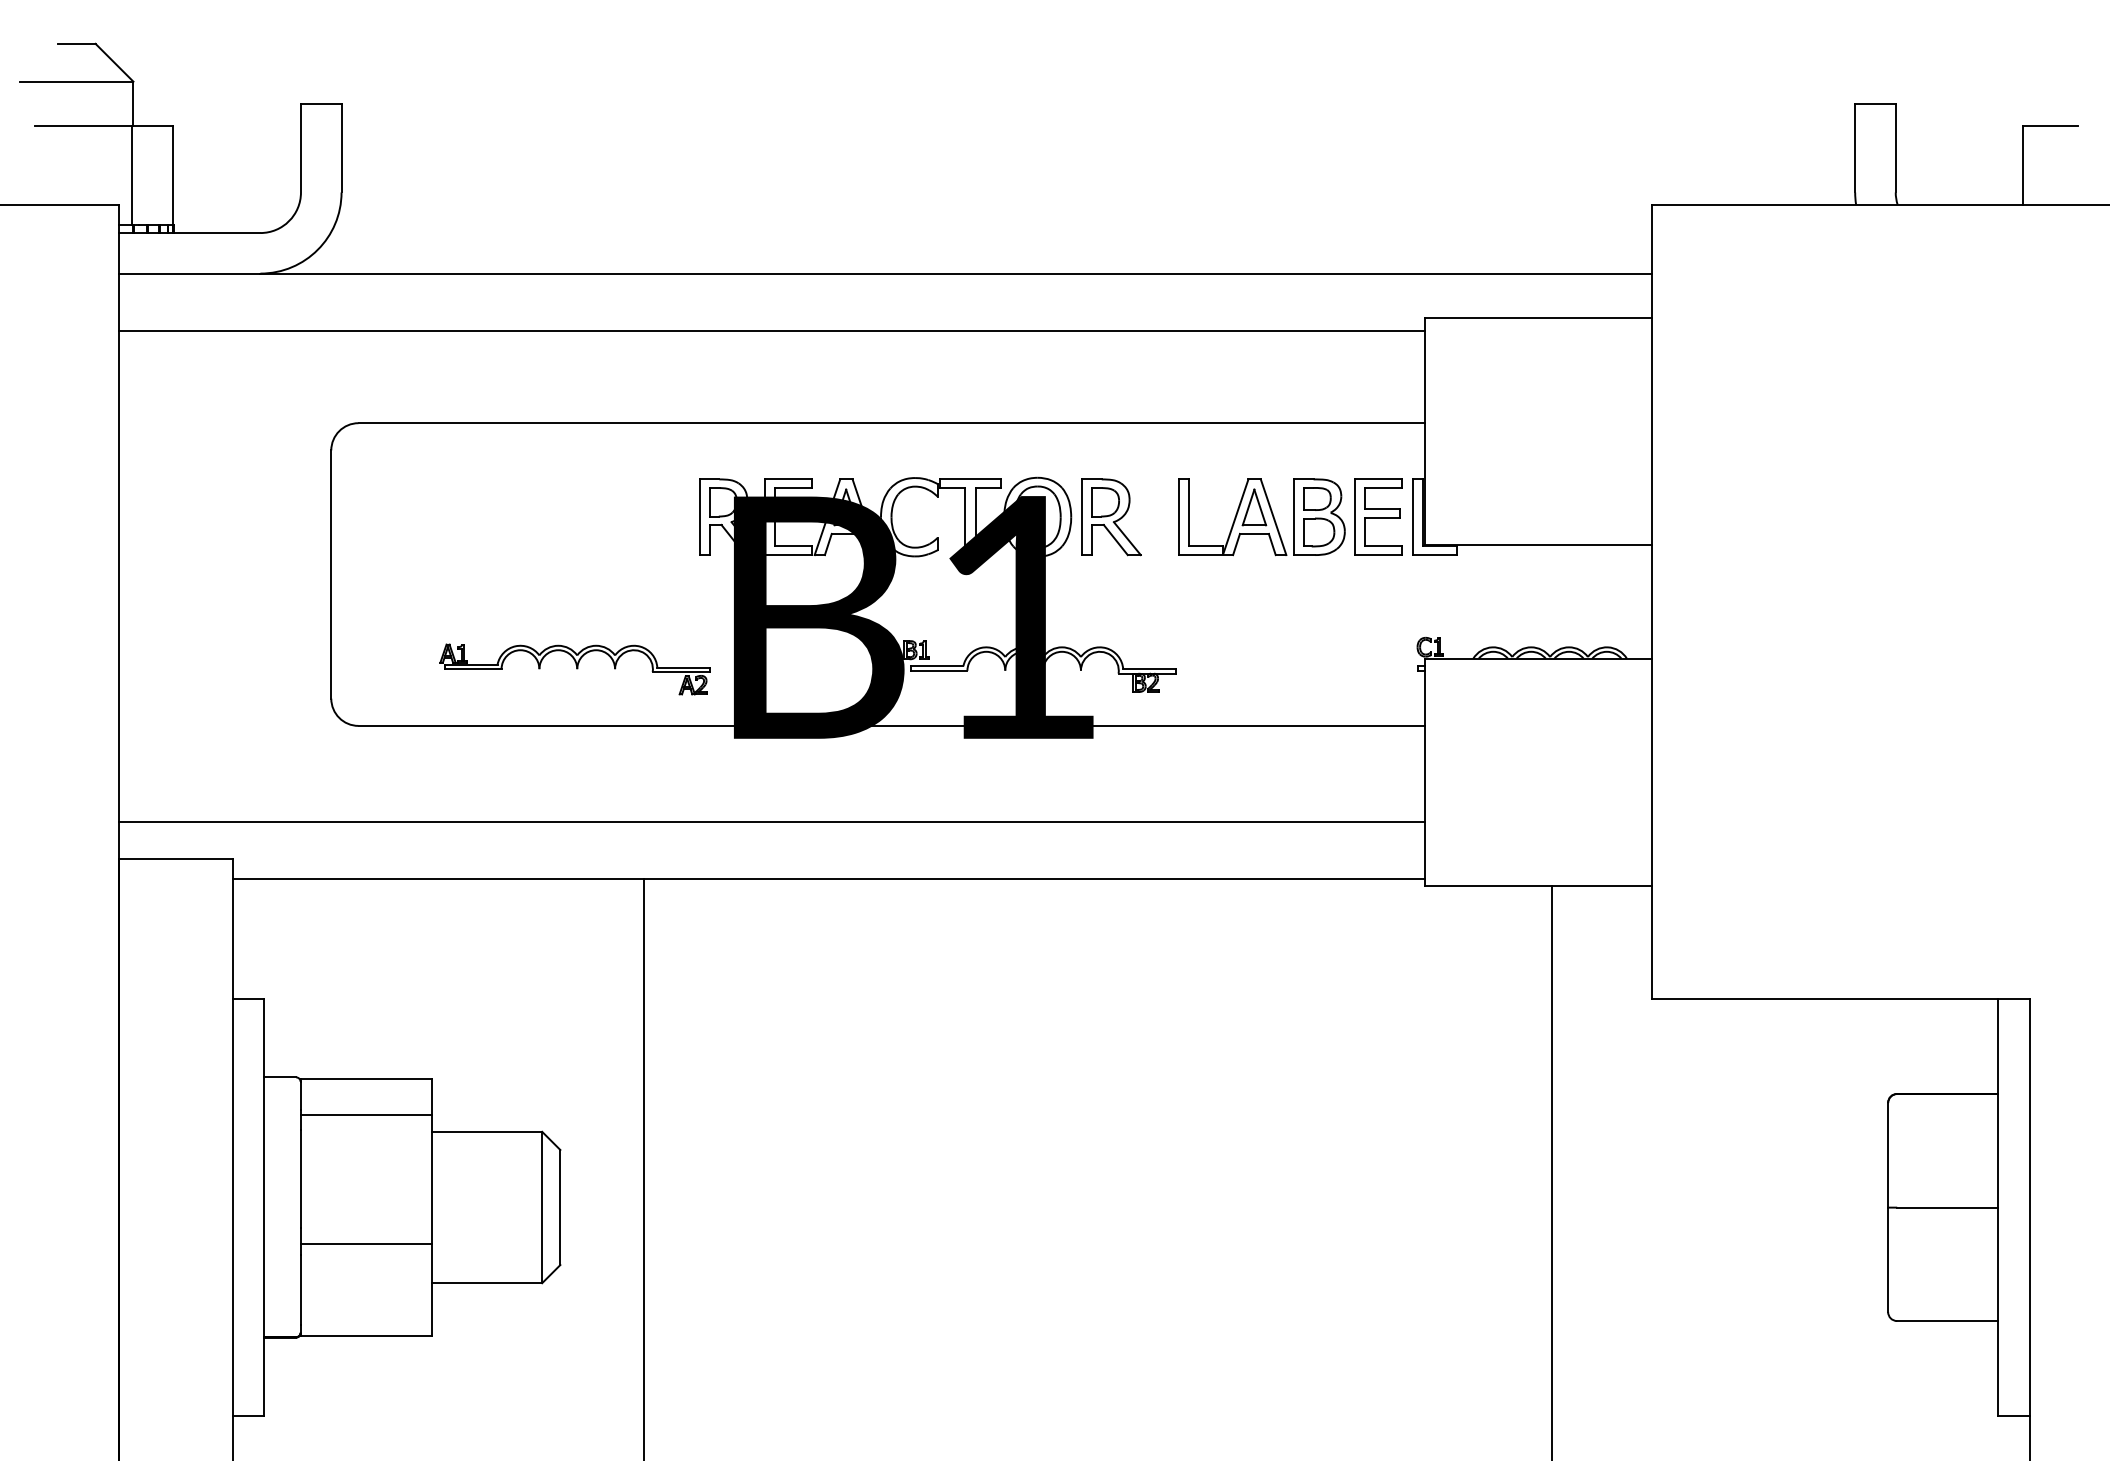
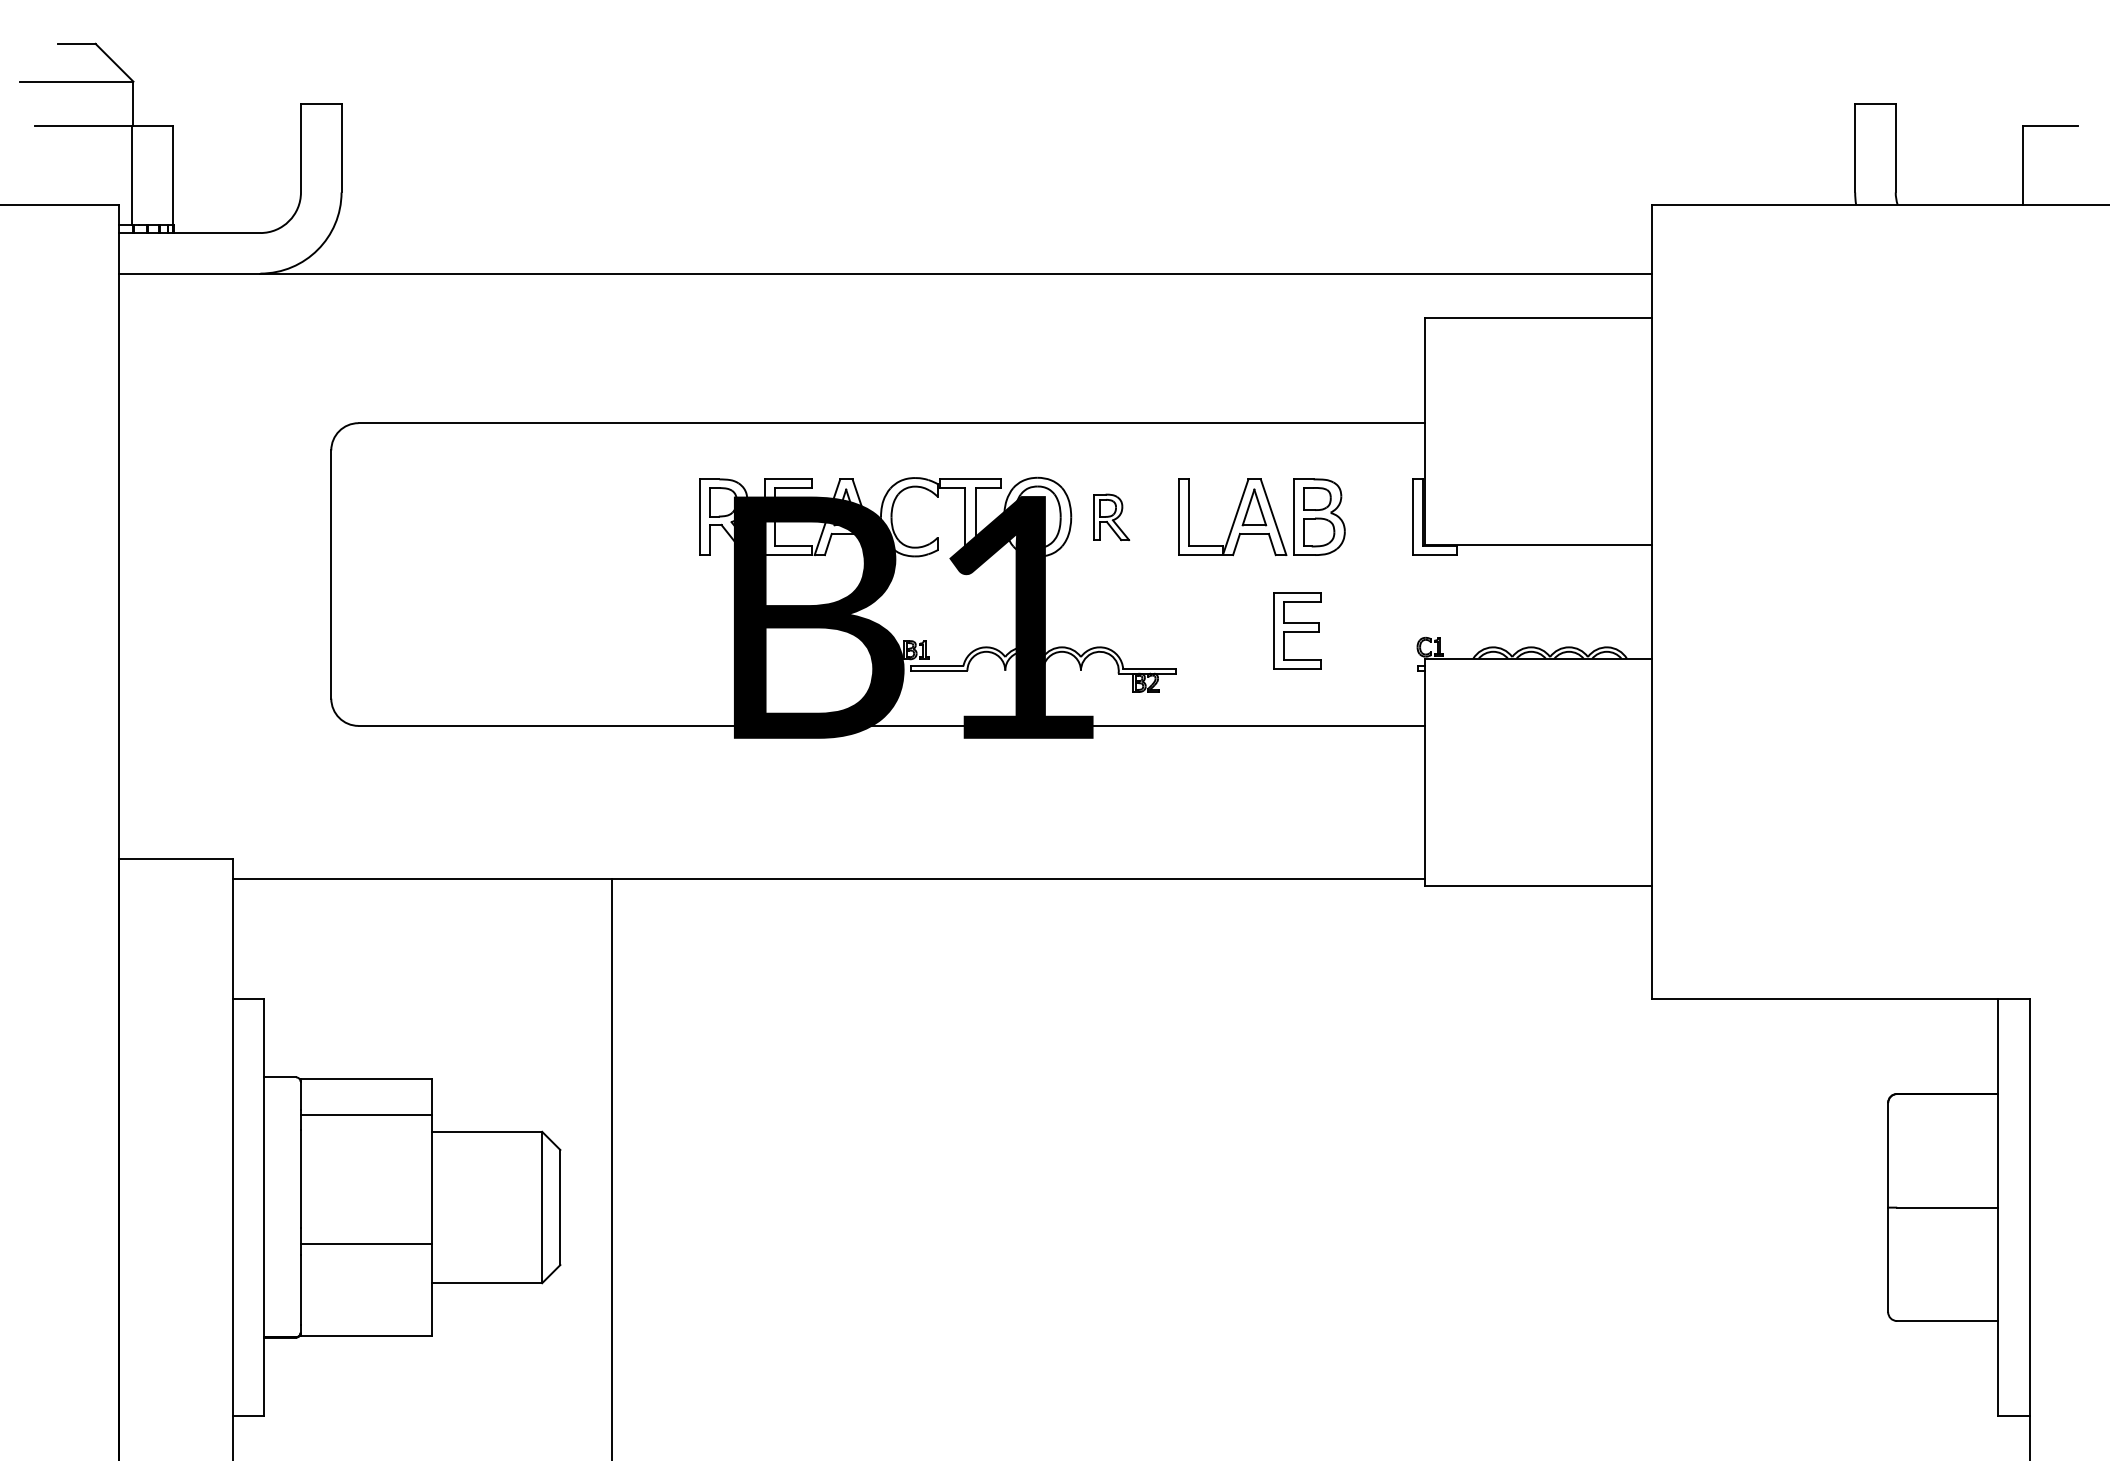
line: present -> none (771, 331)
part position: (1378, 516) -> (1297, 630) (1297, 630)
part size: 61x79 px -> 38x49 px (1111, 517)
part: present -> none (574, 669)
line: present -> none (771, 821)
line position: (644, 1168) -> (612, 1168) (612, 1168)
line: present -> none (1552, 1171)
